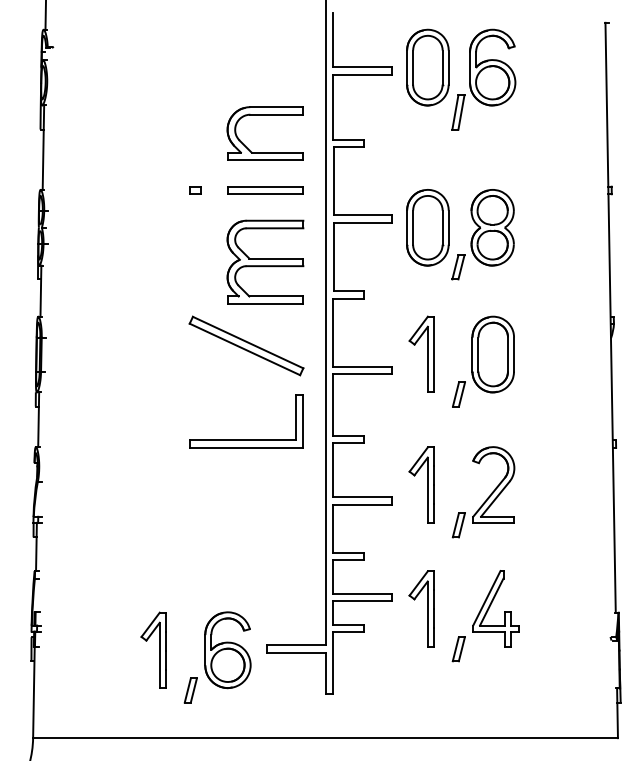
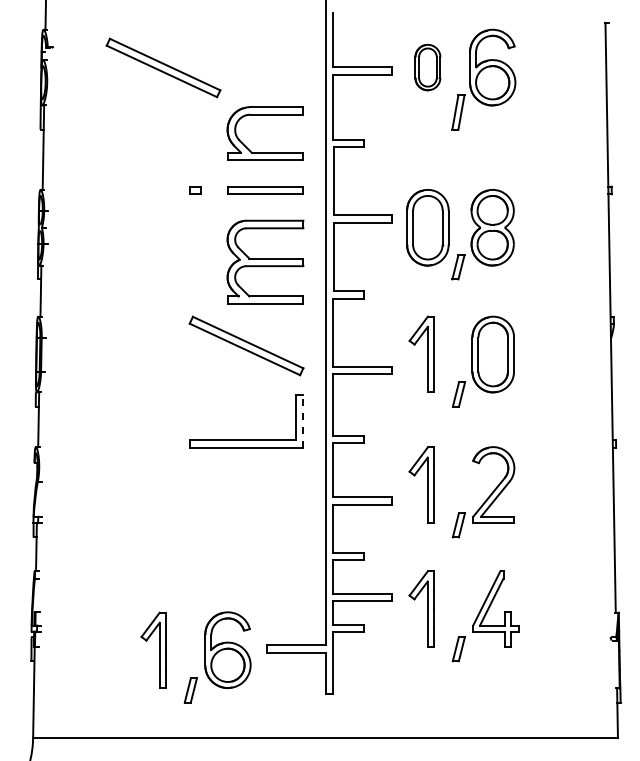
part: none -> present (163, 67)
part size: 44x79 px -> 28x48 px (427, 67)
line: solid -> dashed (303, 421)
